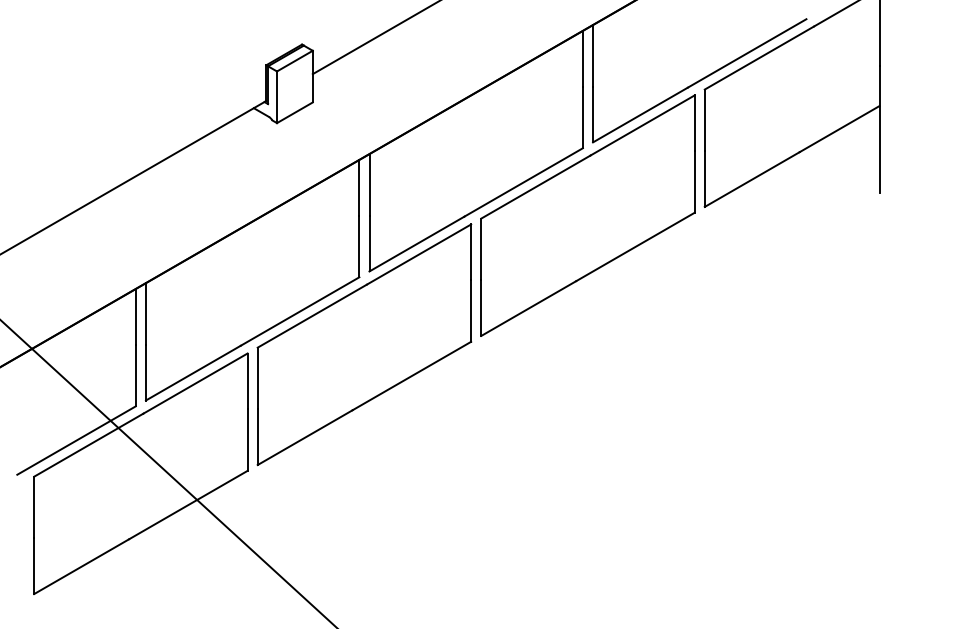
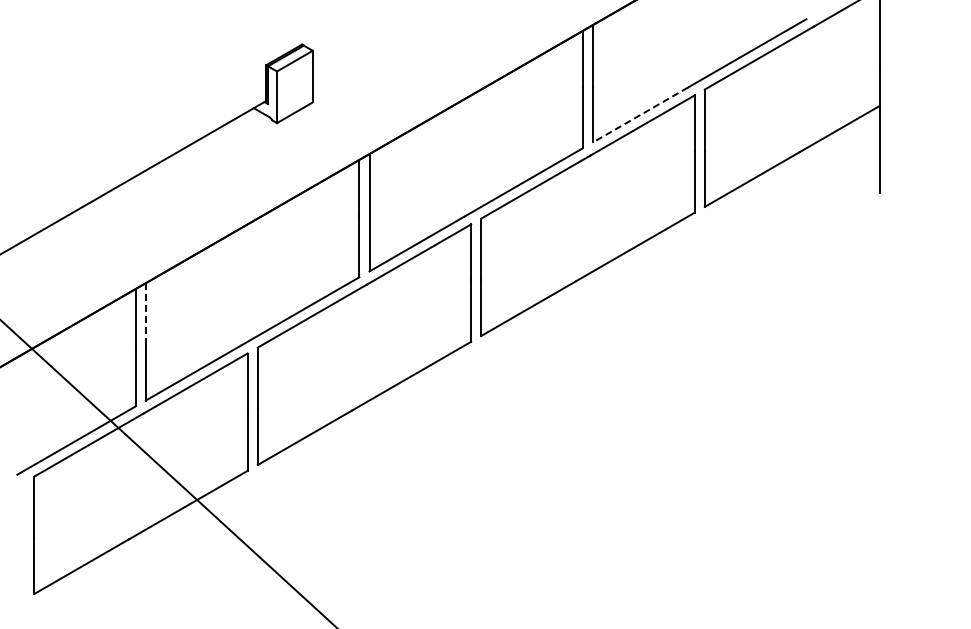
line: present -> none (374, 38)
line: solid -> dashed (640, 115)
line: solid -> dashed (145, 313)
